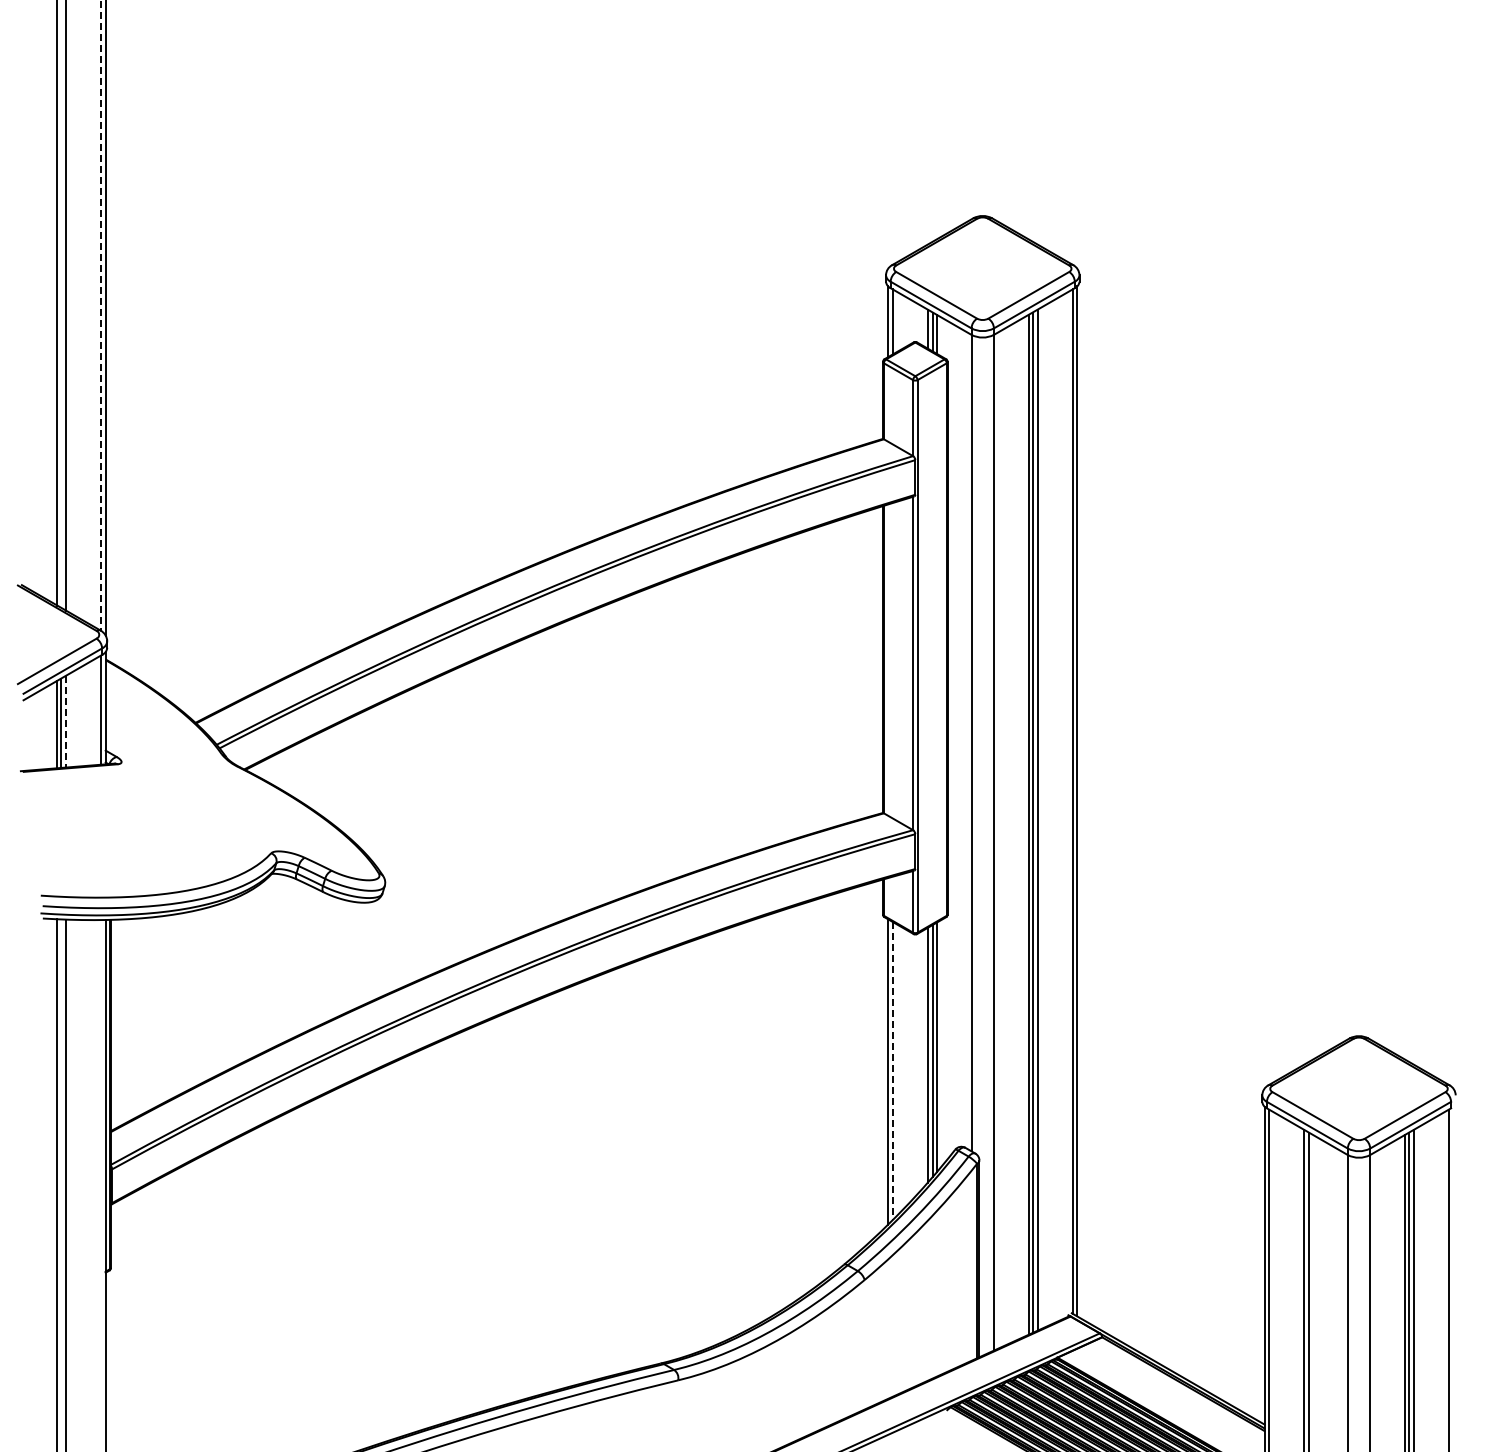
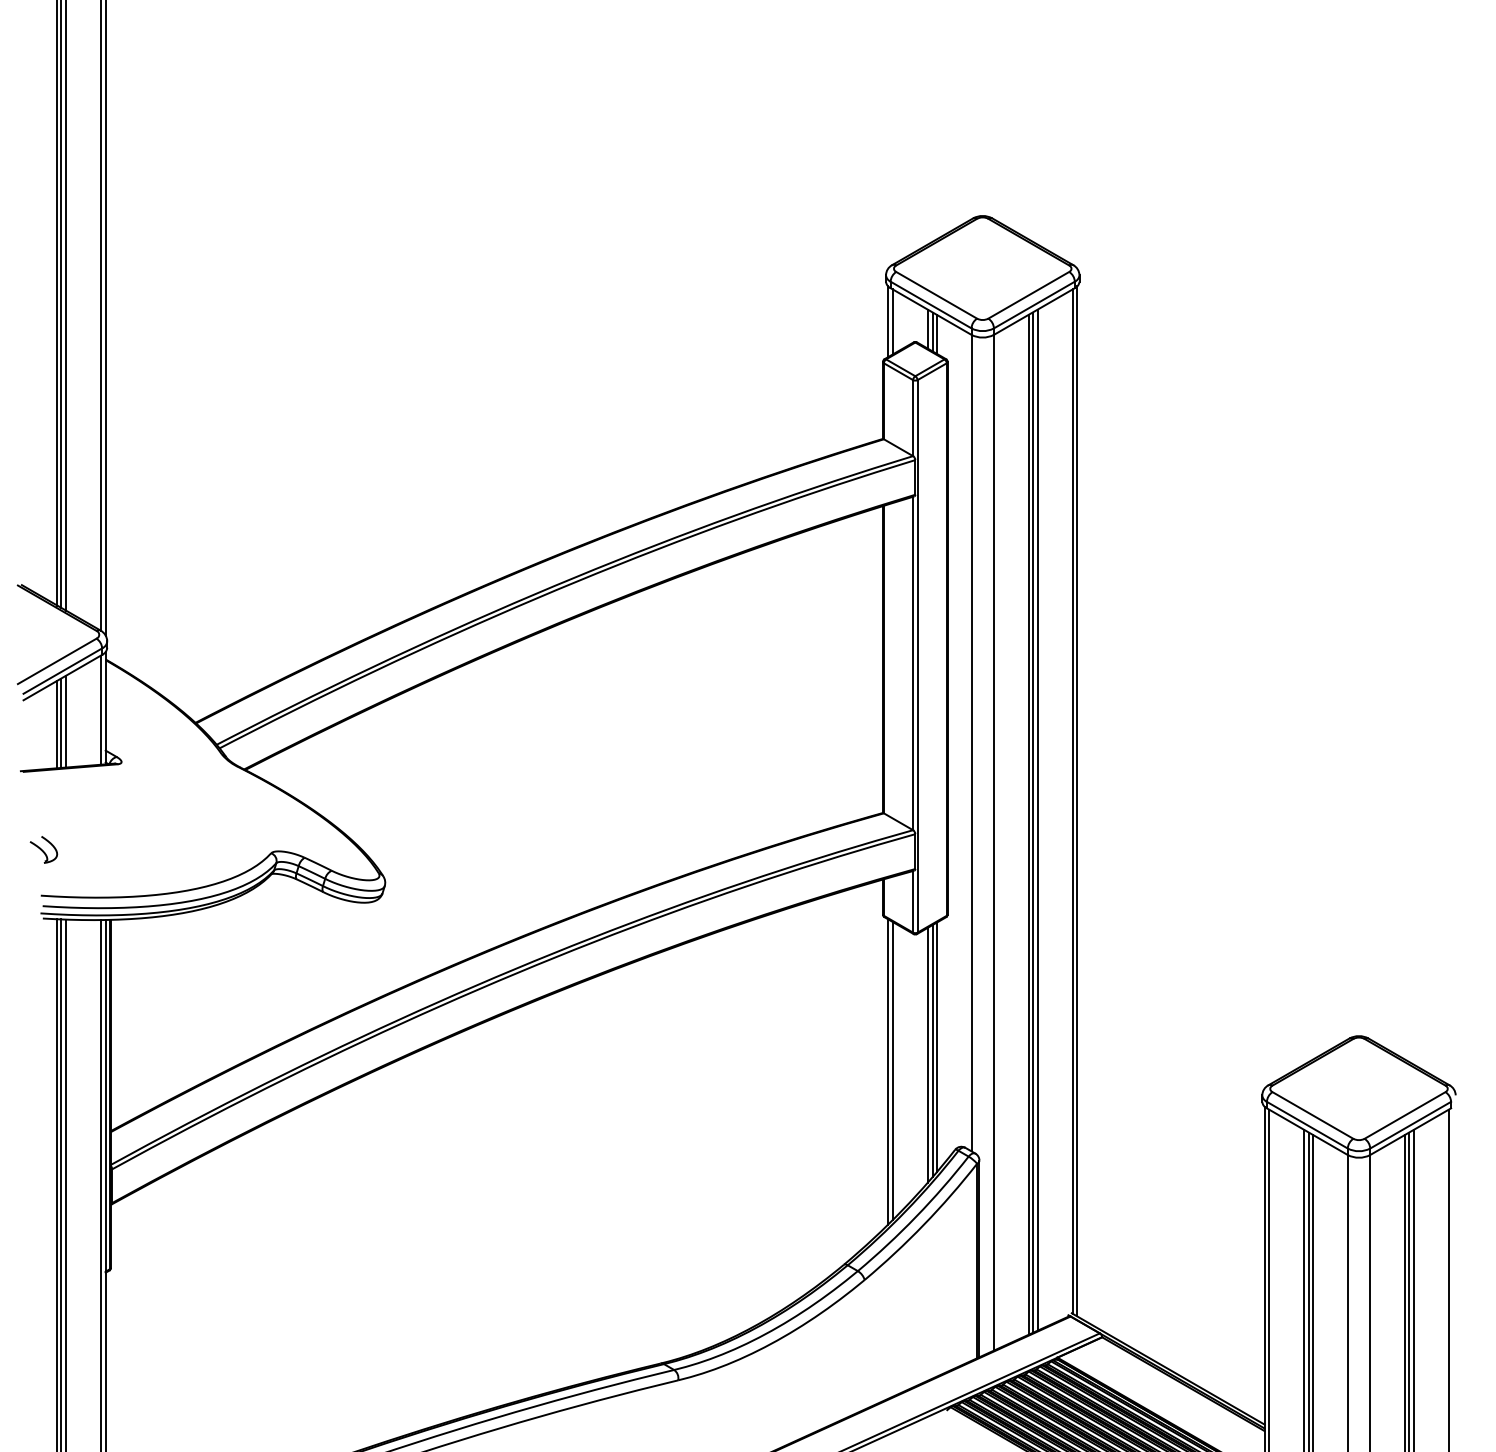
line: none -> present (61, 304)
line: dashed -> solid (101, 315)
line: dashed -> solid (66, 721)
part: none -> present (43, 849)
line: dashed -> solid (892, 1070)
line: none -> present (61, 1183)
line: none -> present (101, 1184)
line: none -> present (1312, 1291)
